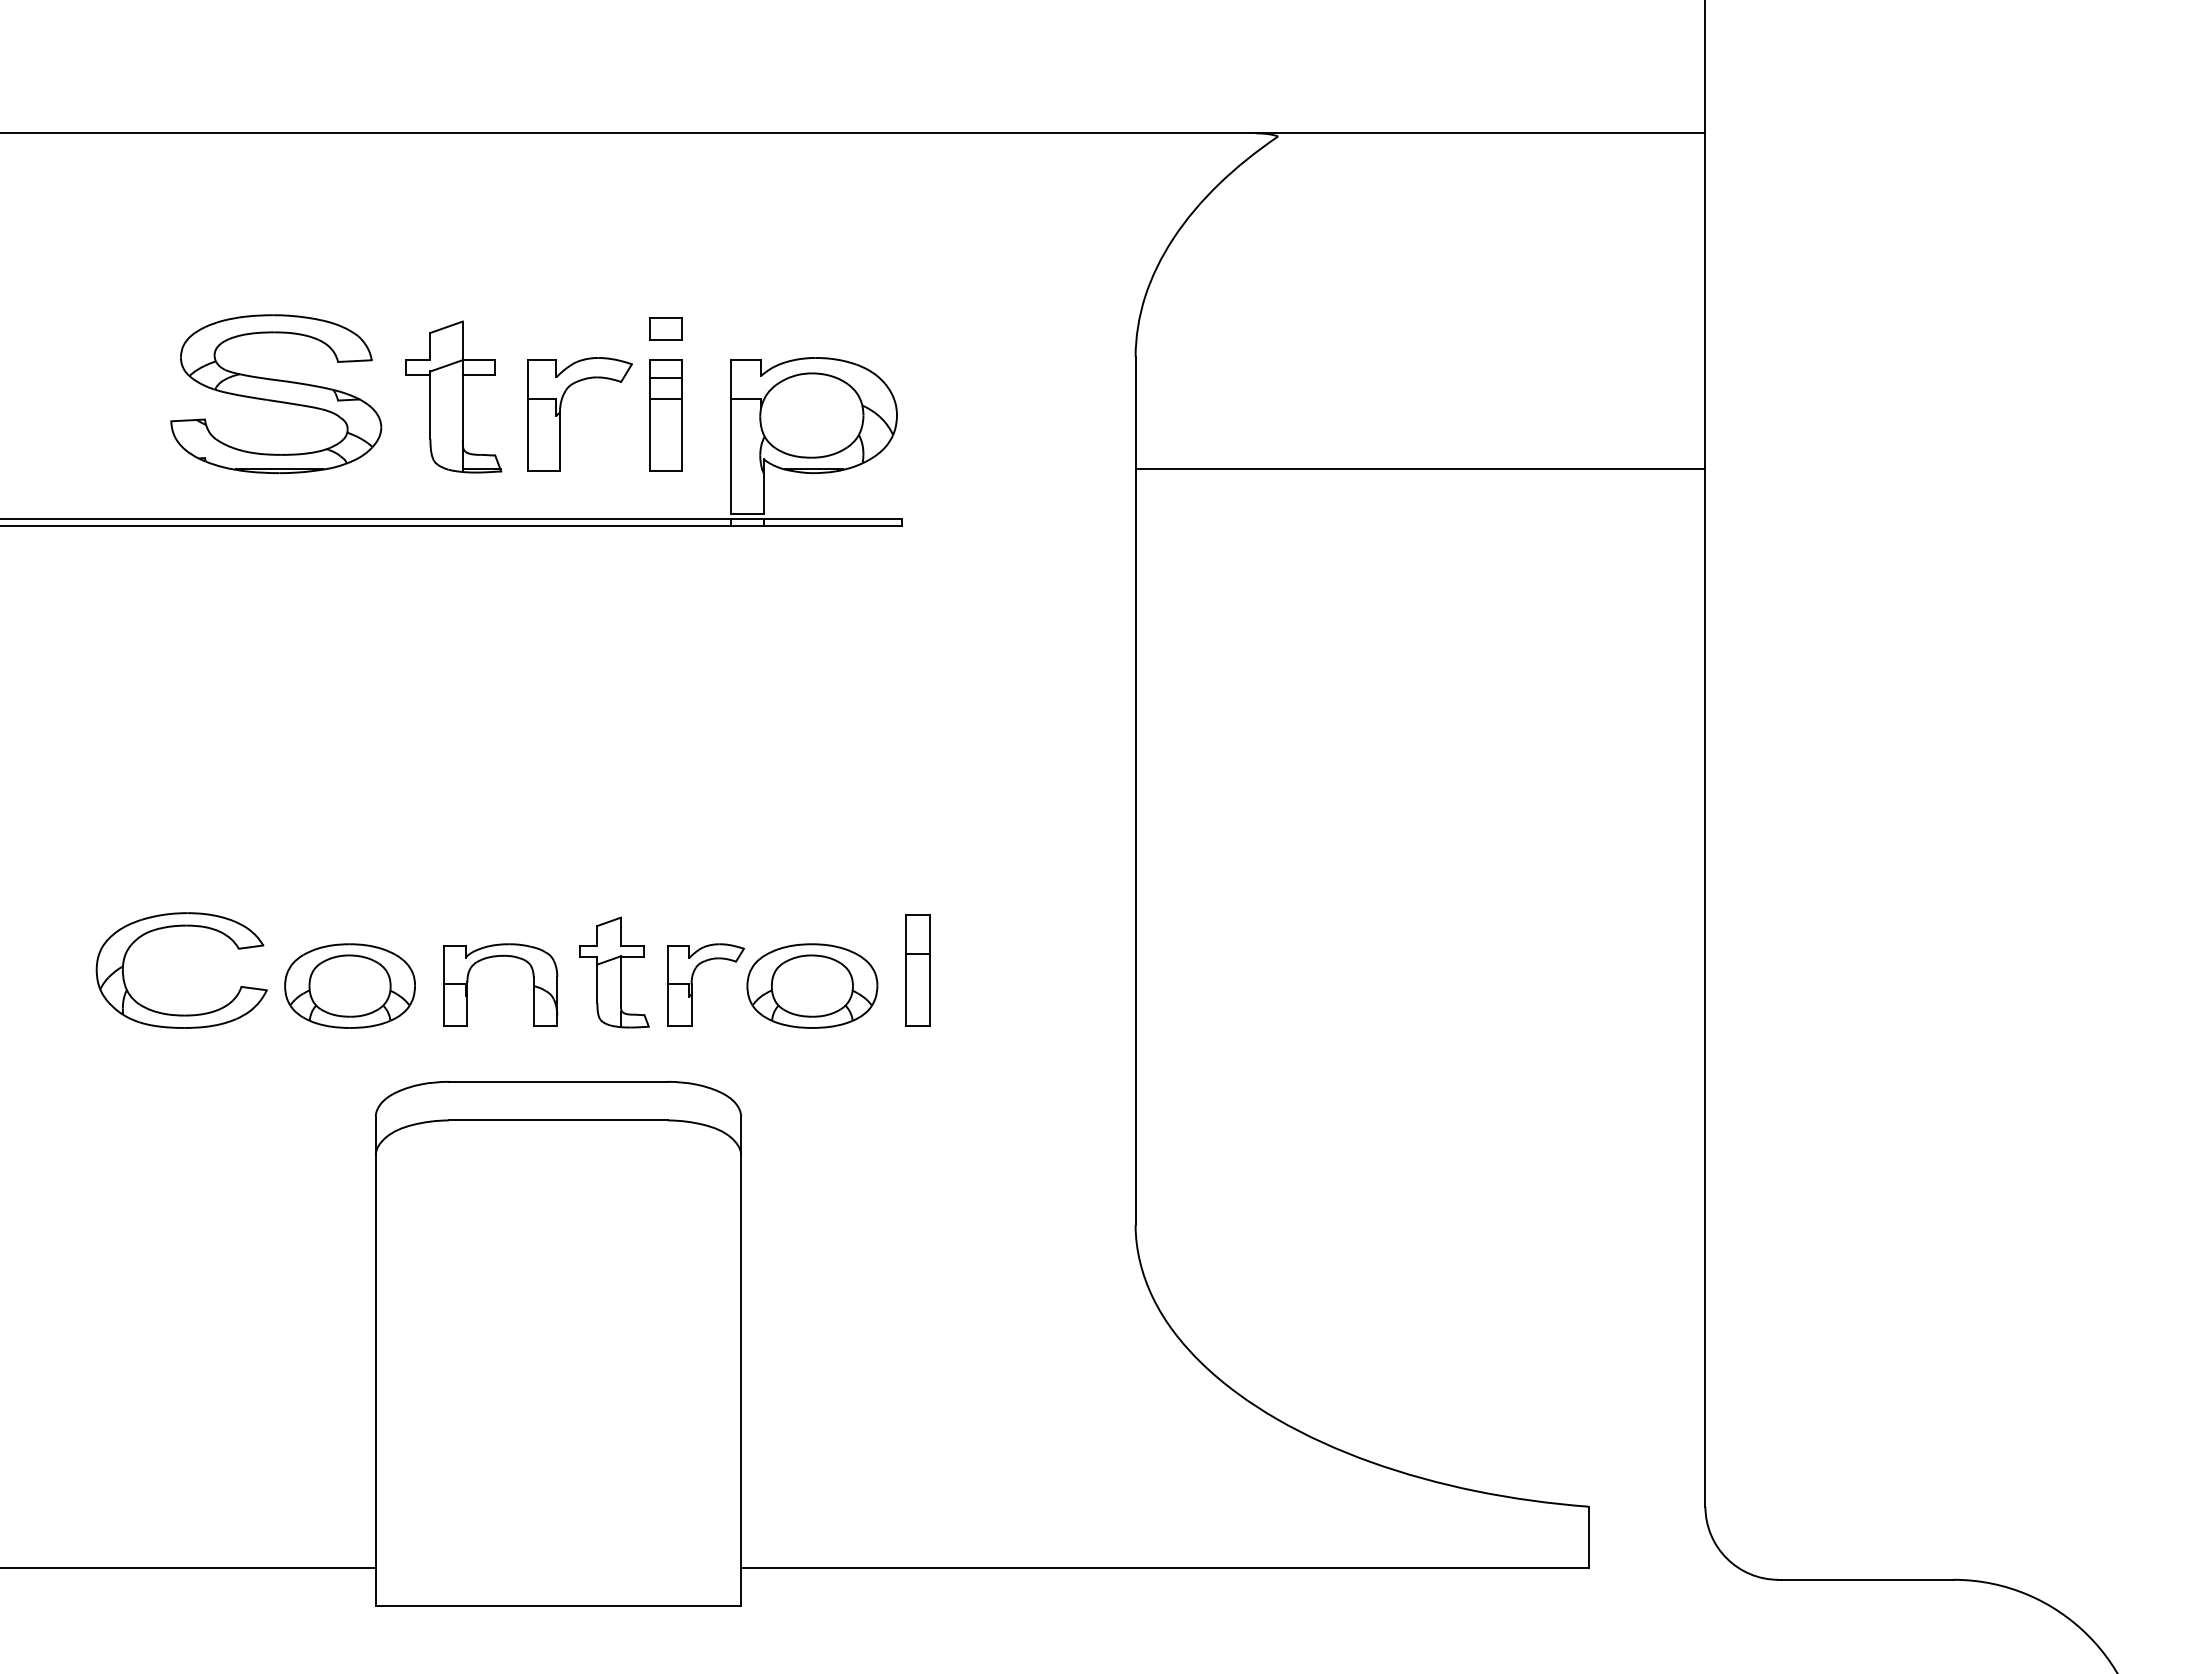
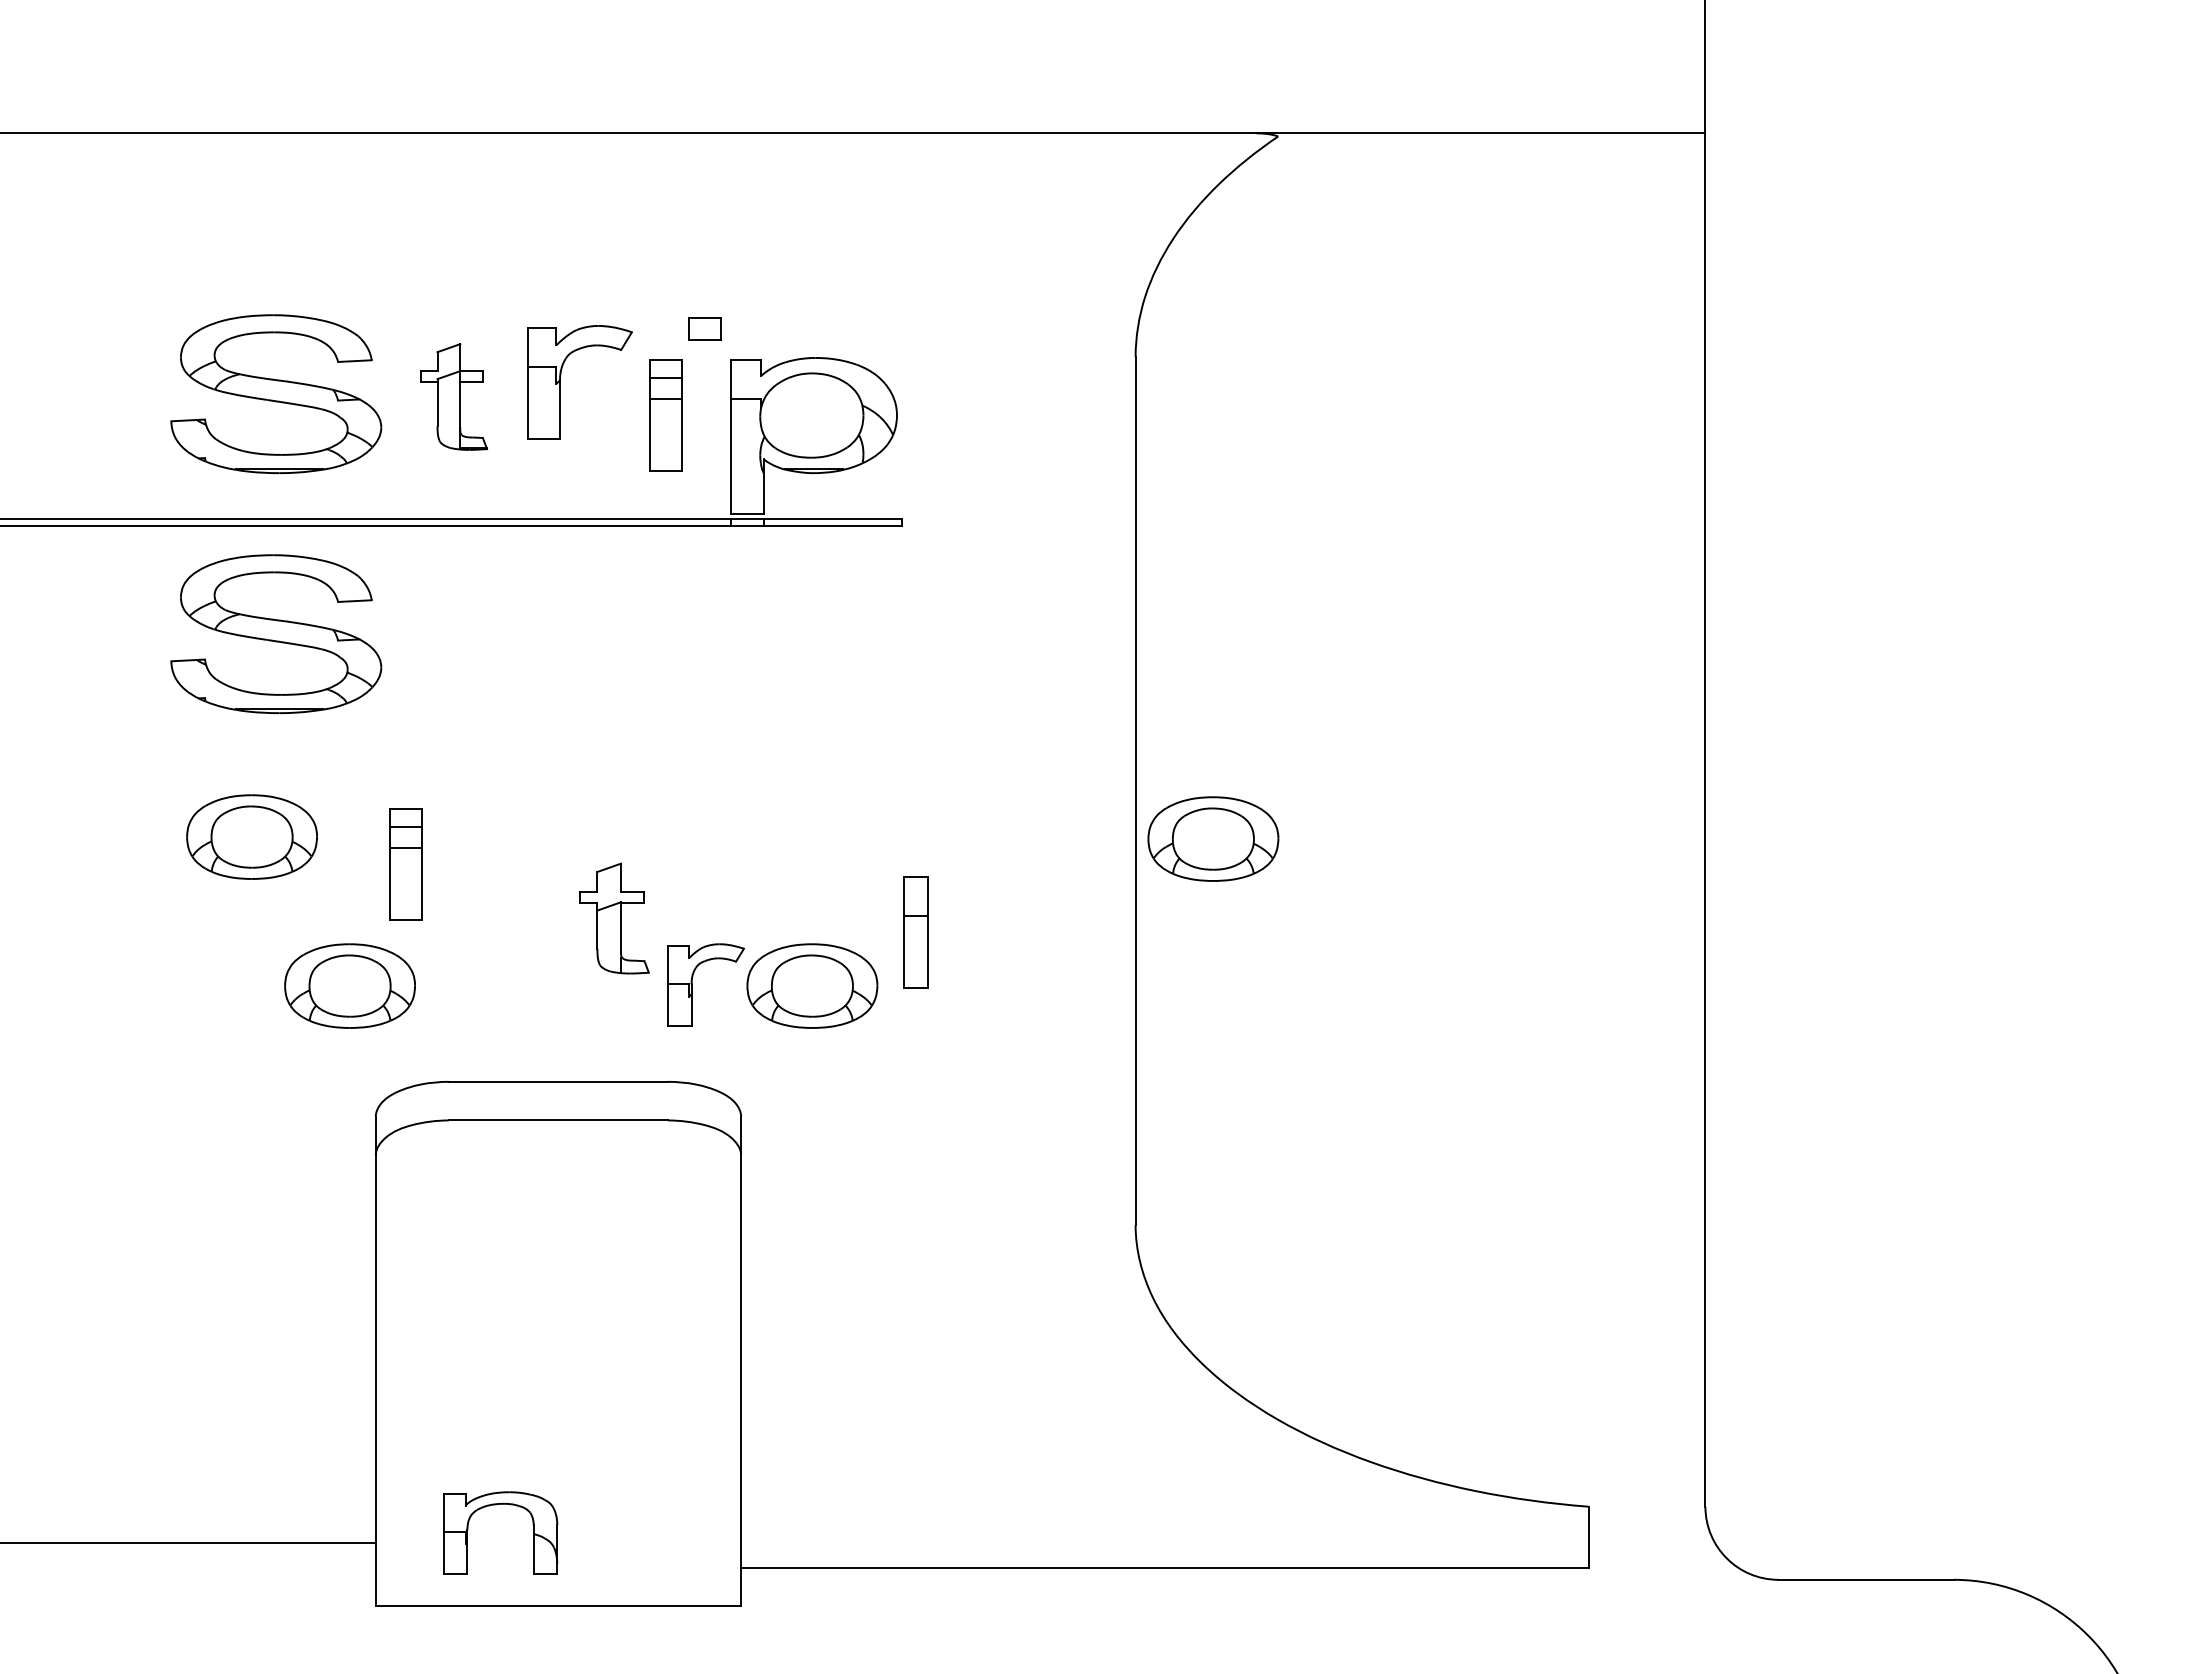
part position: (665, 328) -> (704, 328) (704, 328)
part size: 98x154 px -> 69x108 px (454, 396)
part position: (560, 414) -> (560, 382) (560, 382)
line: present -> none (1420, 469)
part: none -> present (276, 633)
part: none -> present (251, 836)
part: none -> present (1213, 838)
part: none -> present (405, 864)
part: present -> none (174, 927)
part position: (496, 957) -> (496, 1505) (496, 1505)
part position: (917, 970) -> (915, 932) (915, 932)
part position: (614, 972) -> (614, 918) (614, 918)
line position: (188, 1567) -> (188, 1542) (188, 1542)
